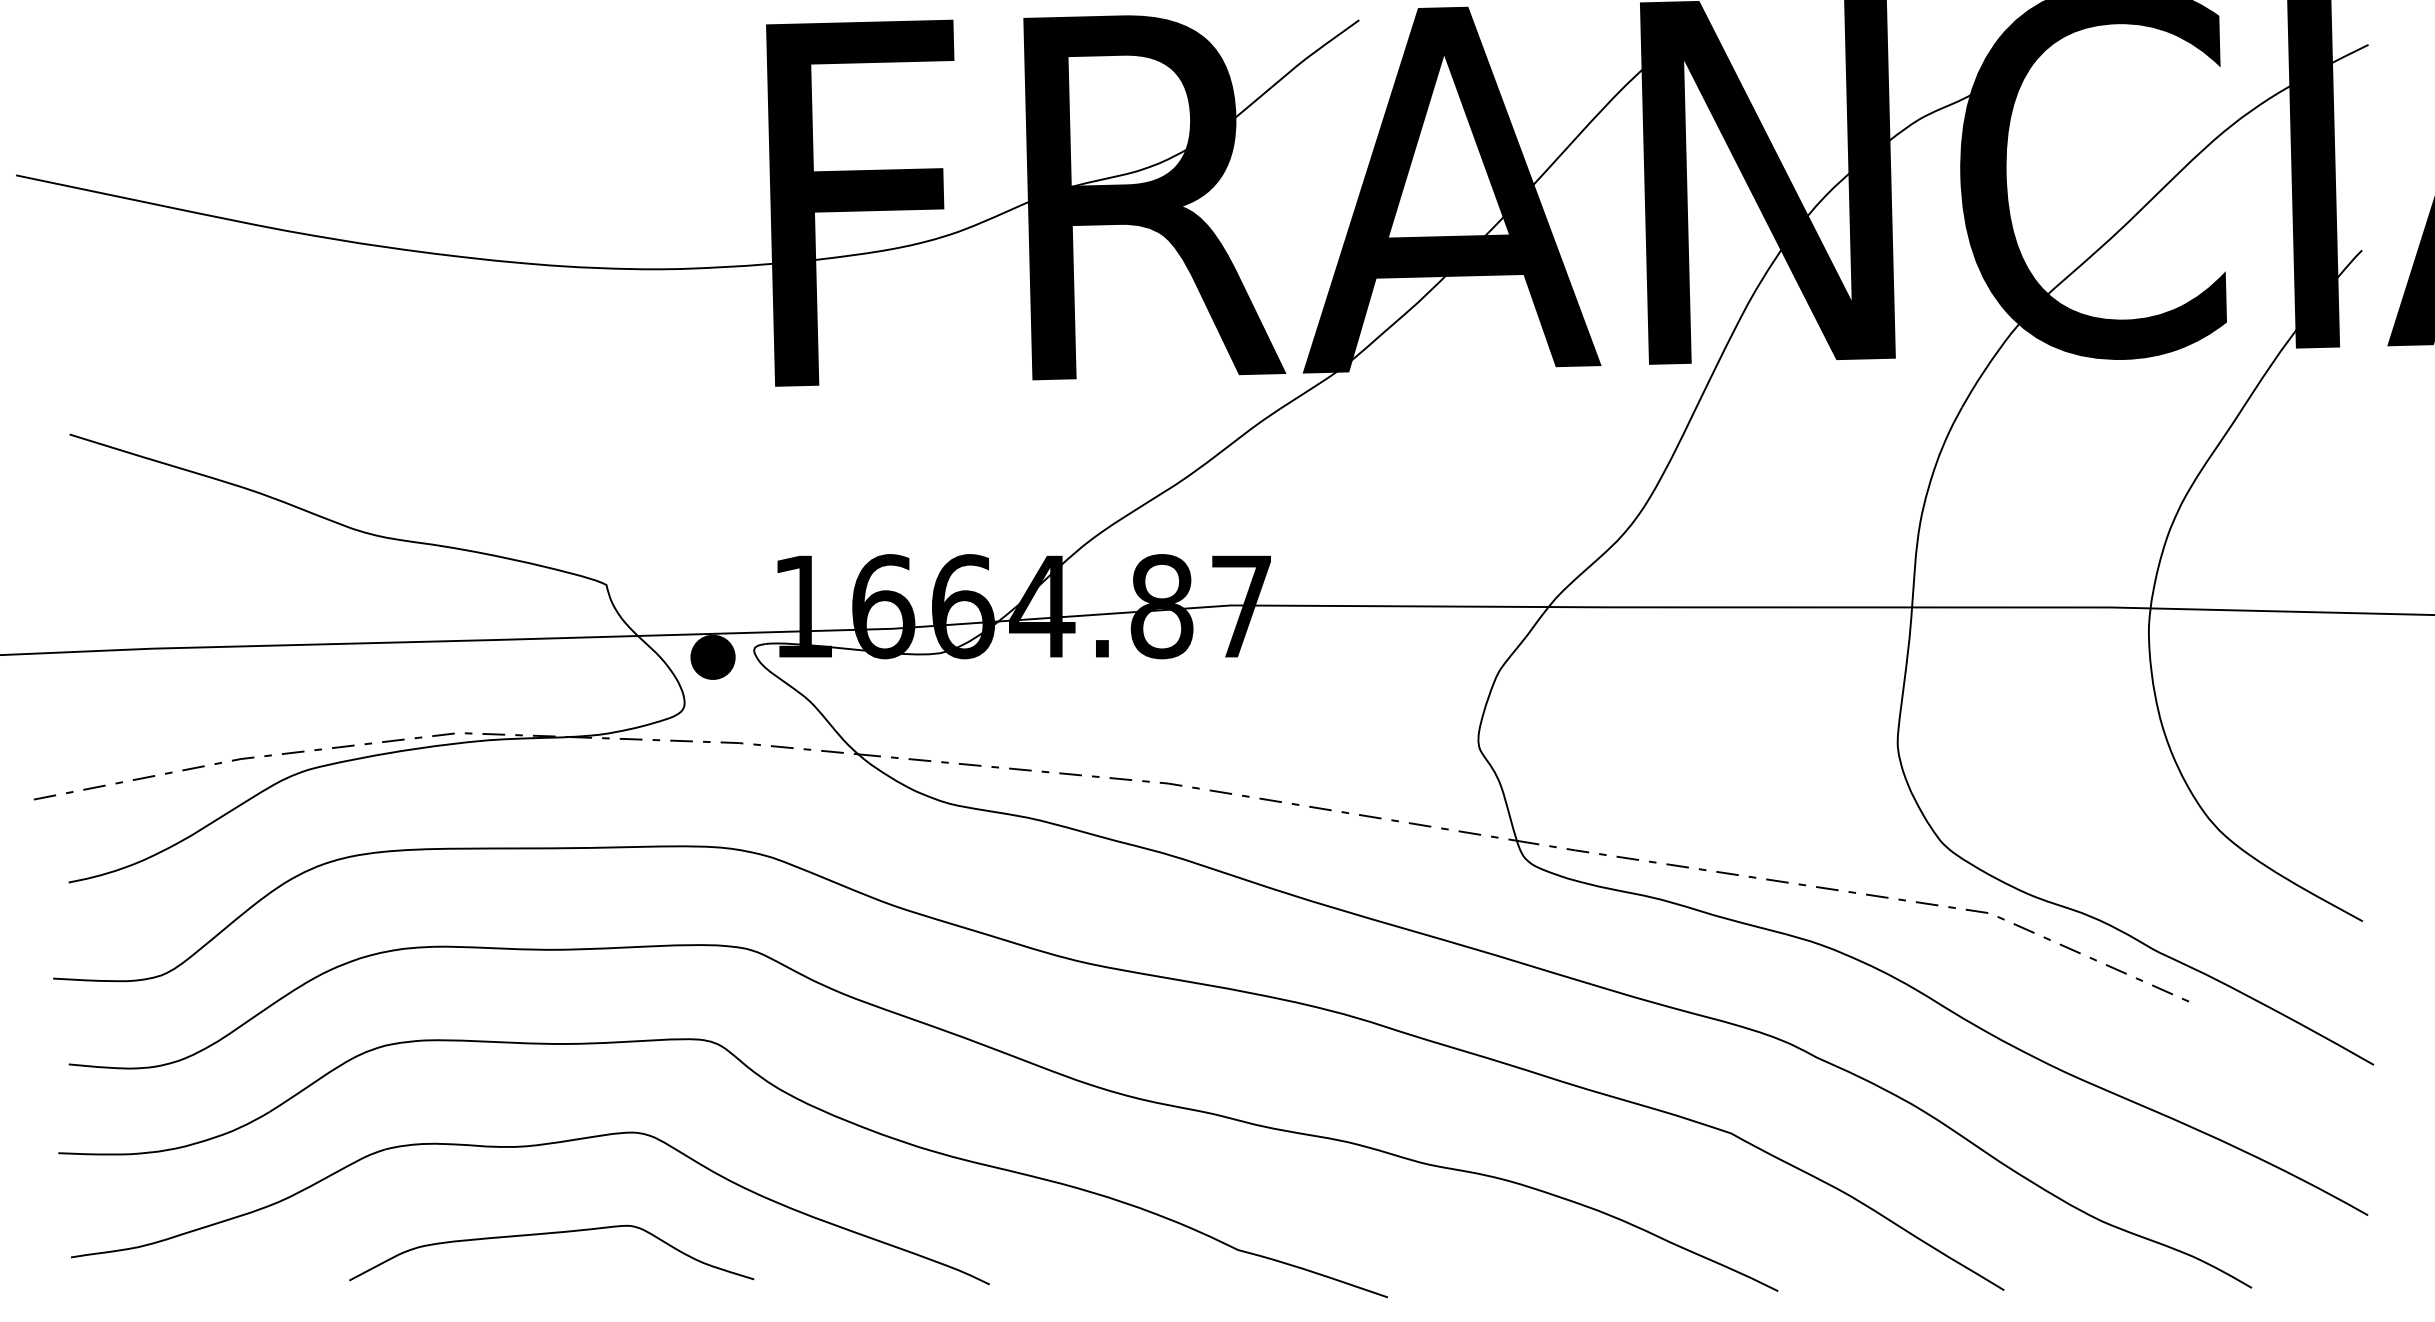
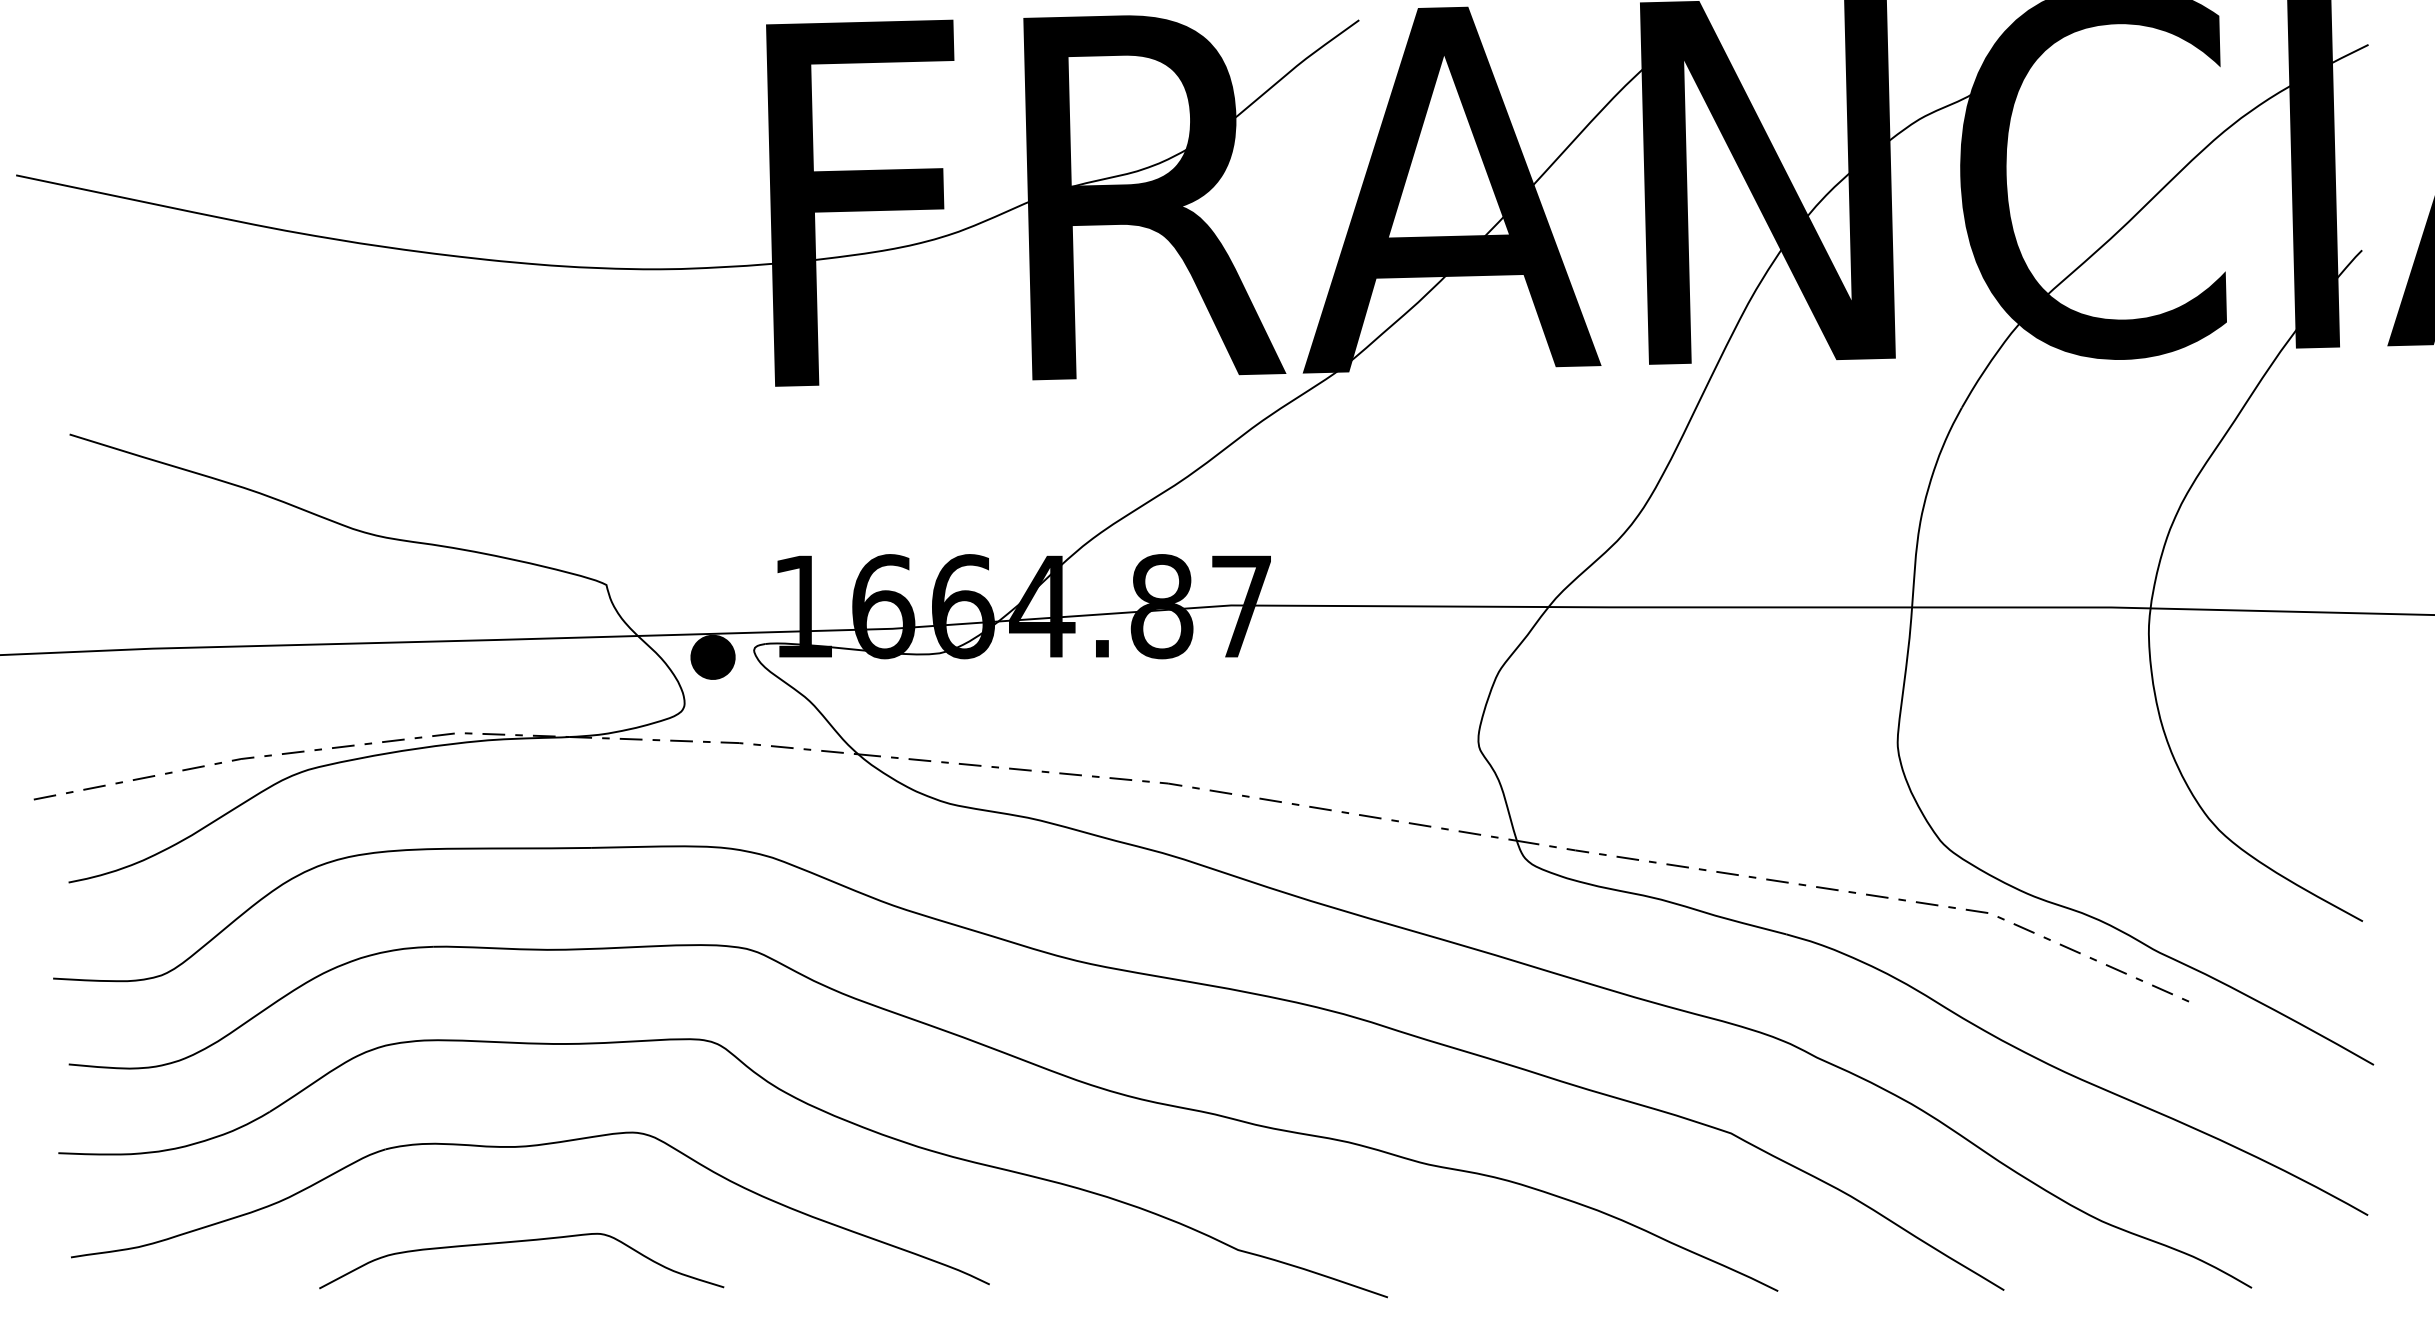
curve position: (549, 1234) -> (519, 1242) (519, 1242)
